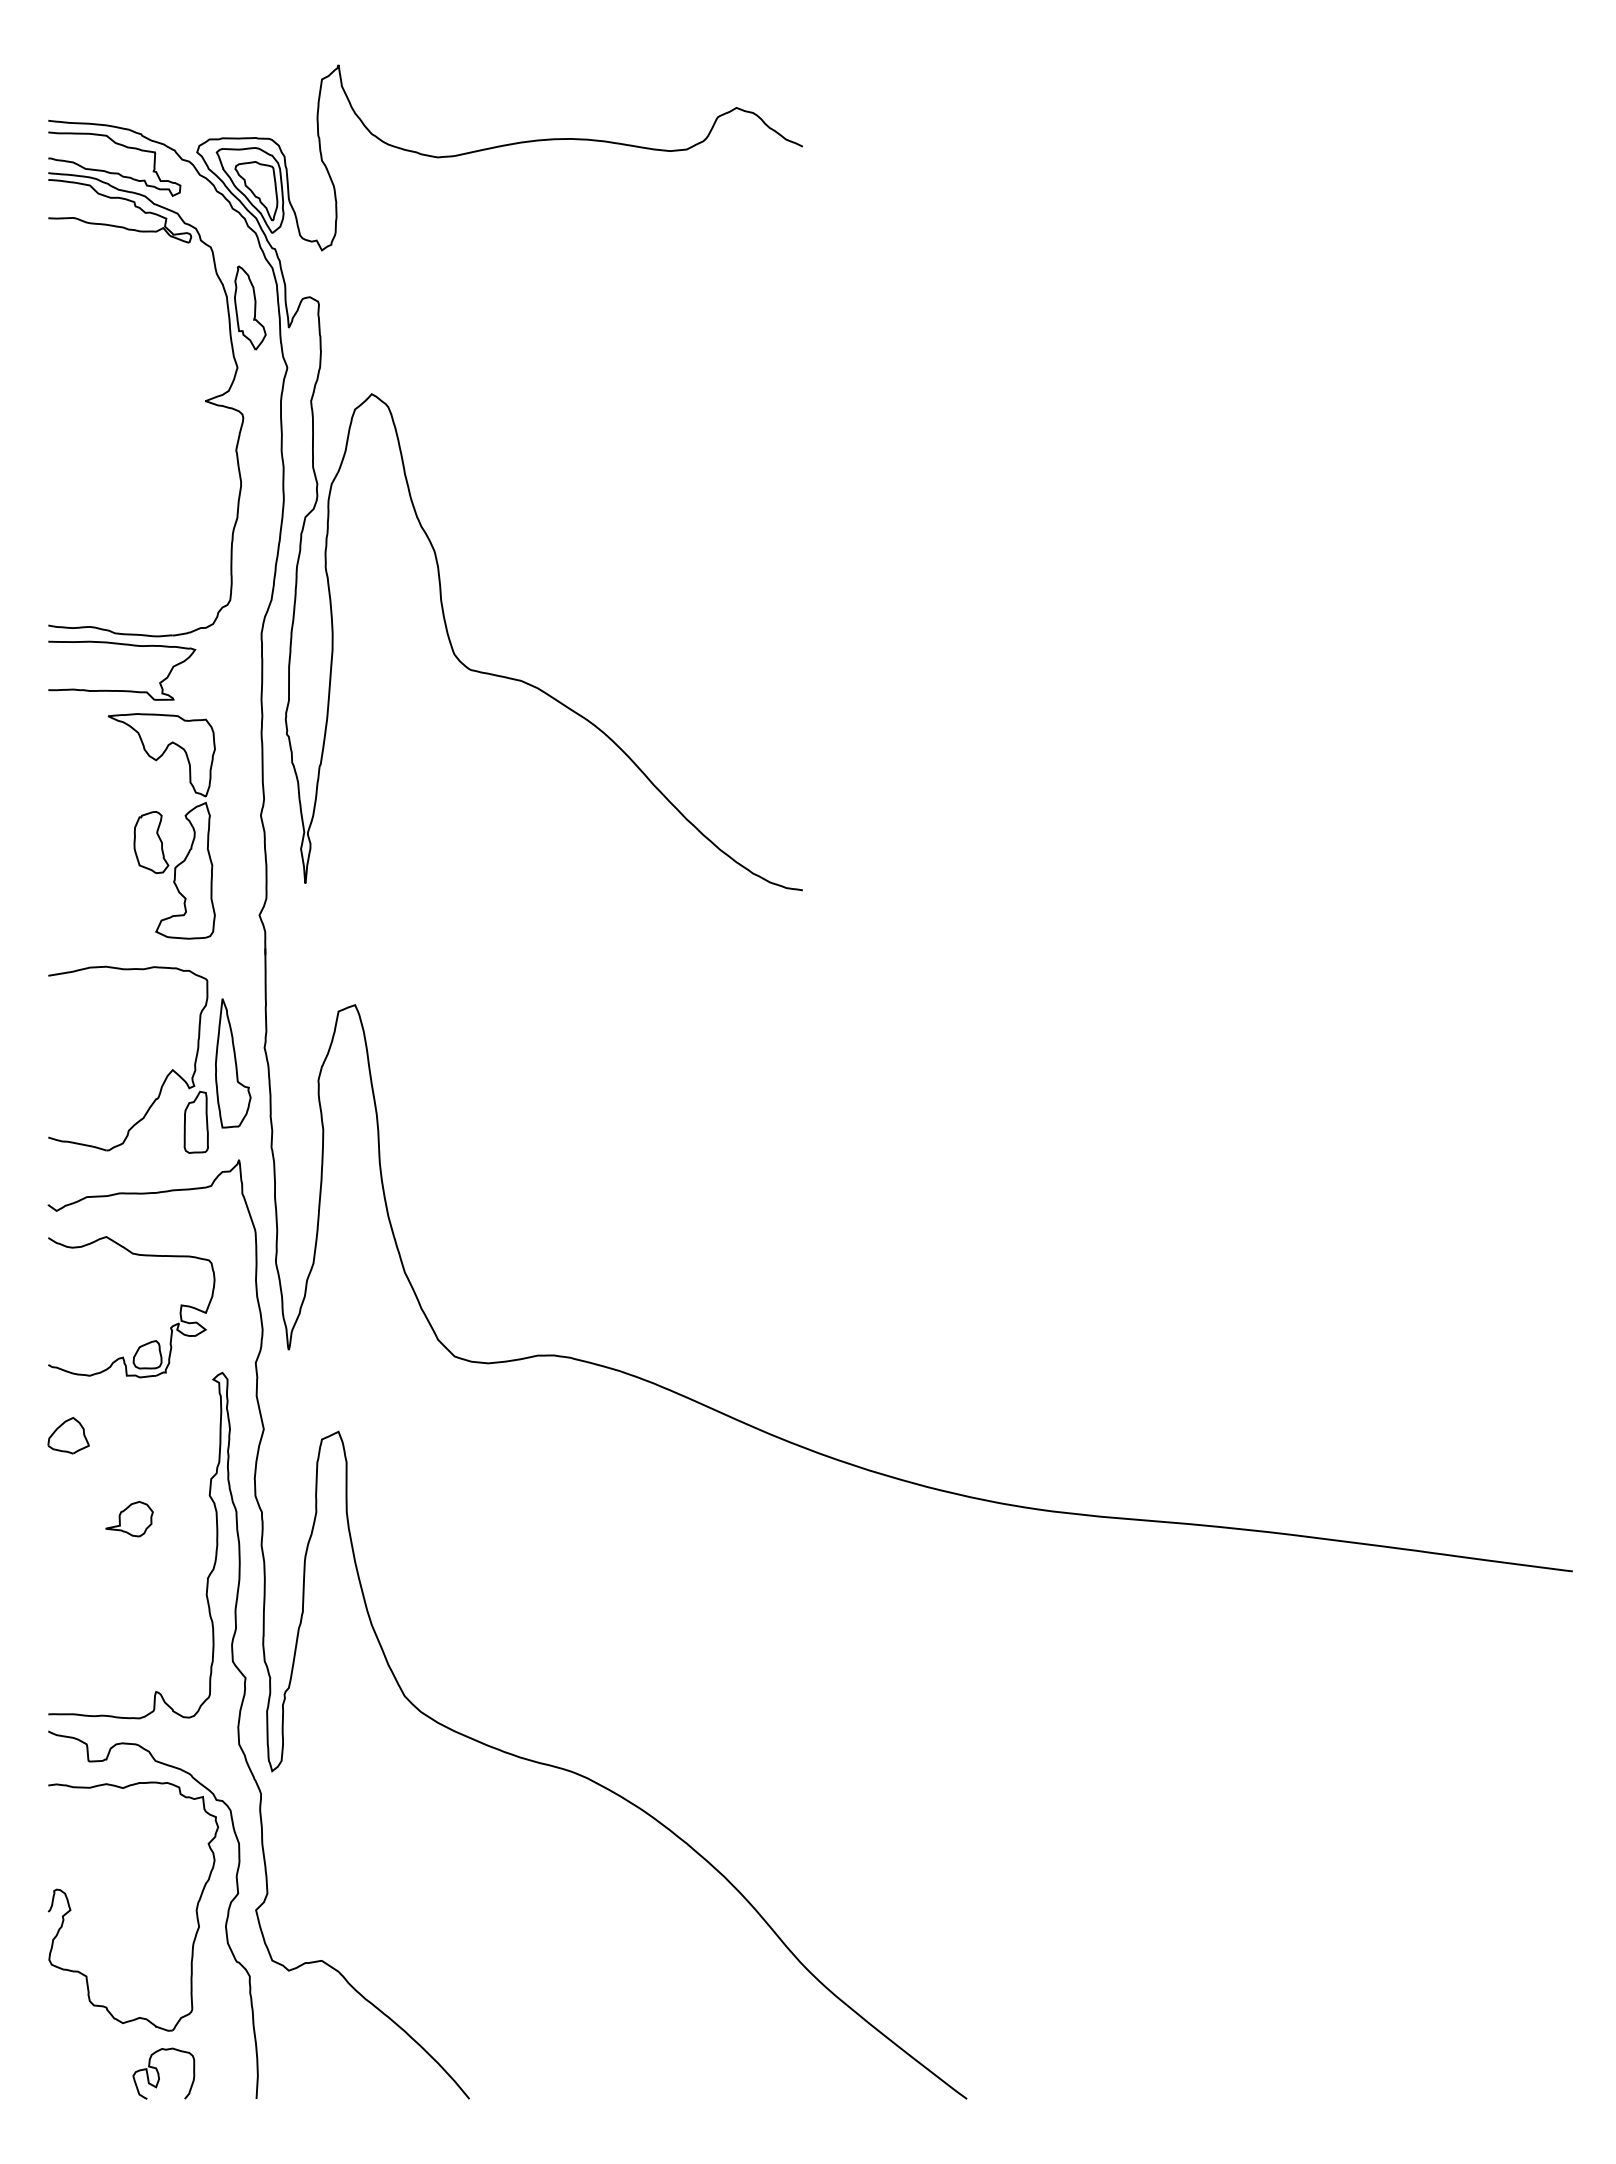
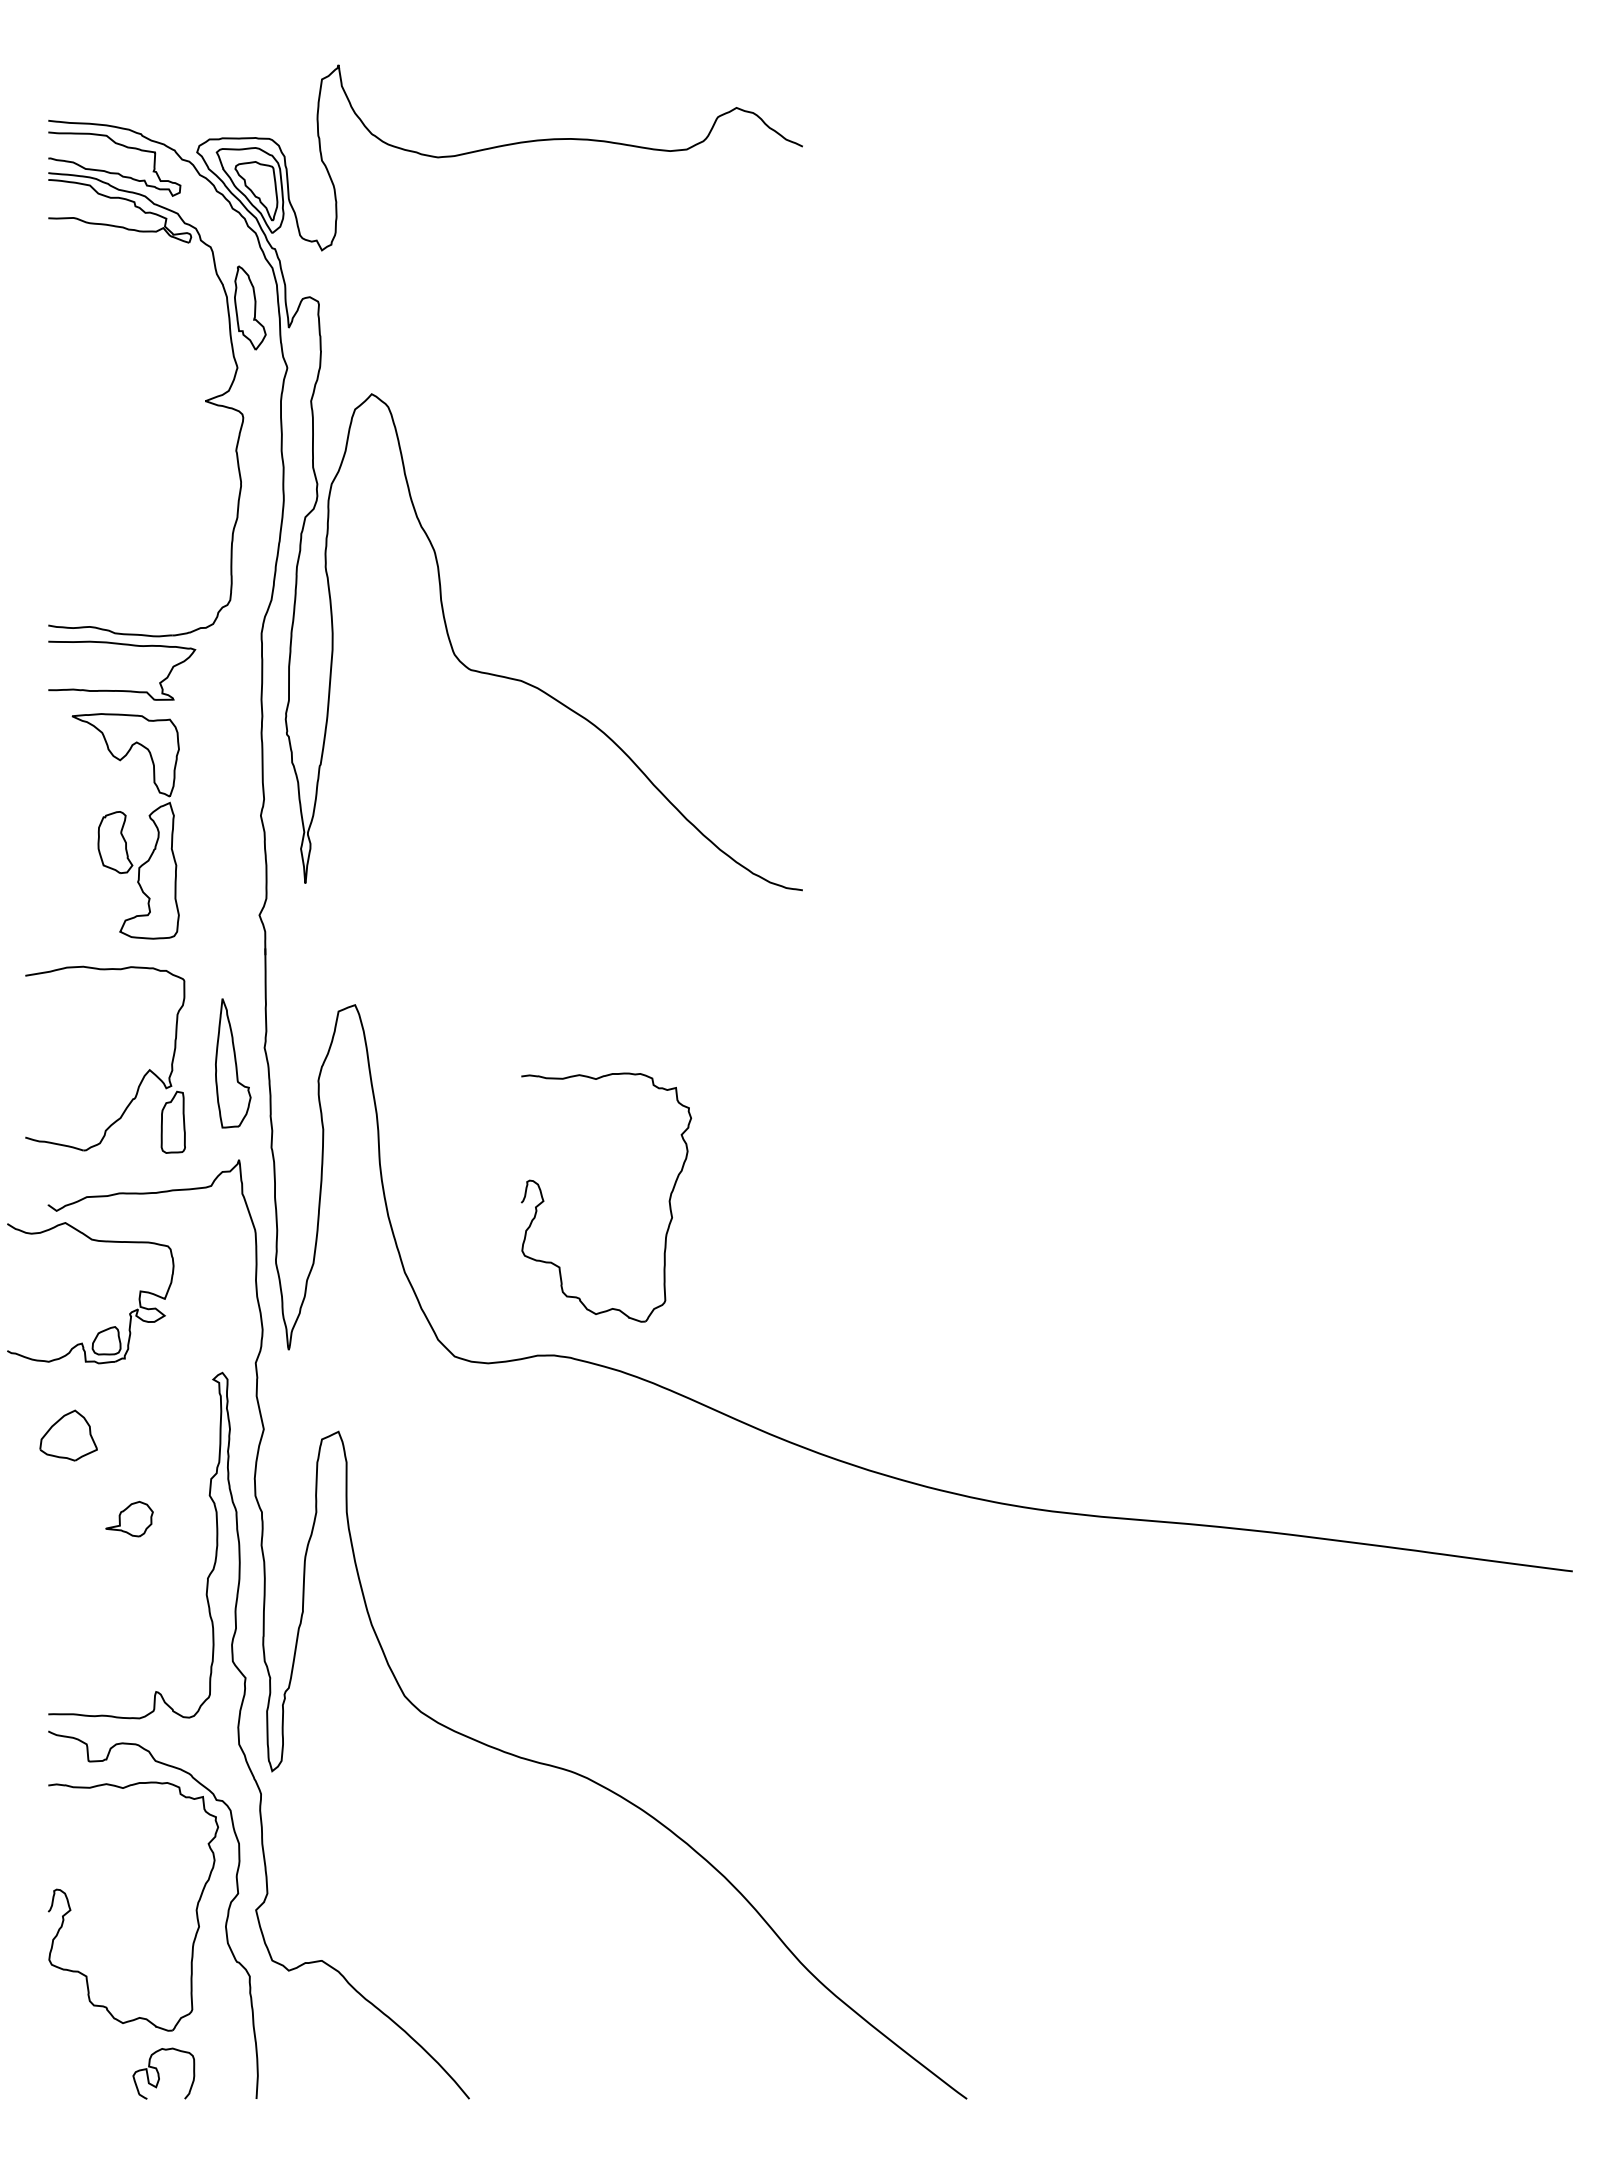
part position: (161, 826) -> (125, 826) (125, 826)
part position: (165, 1077) -> (142, 1077) (142, 1077)
part: none -> present (544, 1200)
part position: (149, 1341) -> (108, 1327) (108, 1327)
part size: 43x38 px -> 59x53 px (68, 1435)
